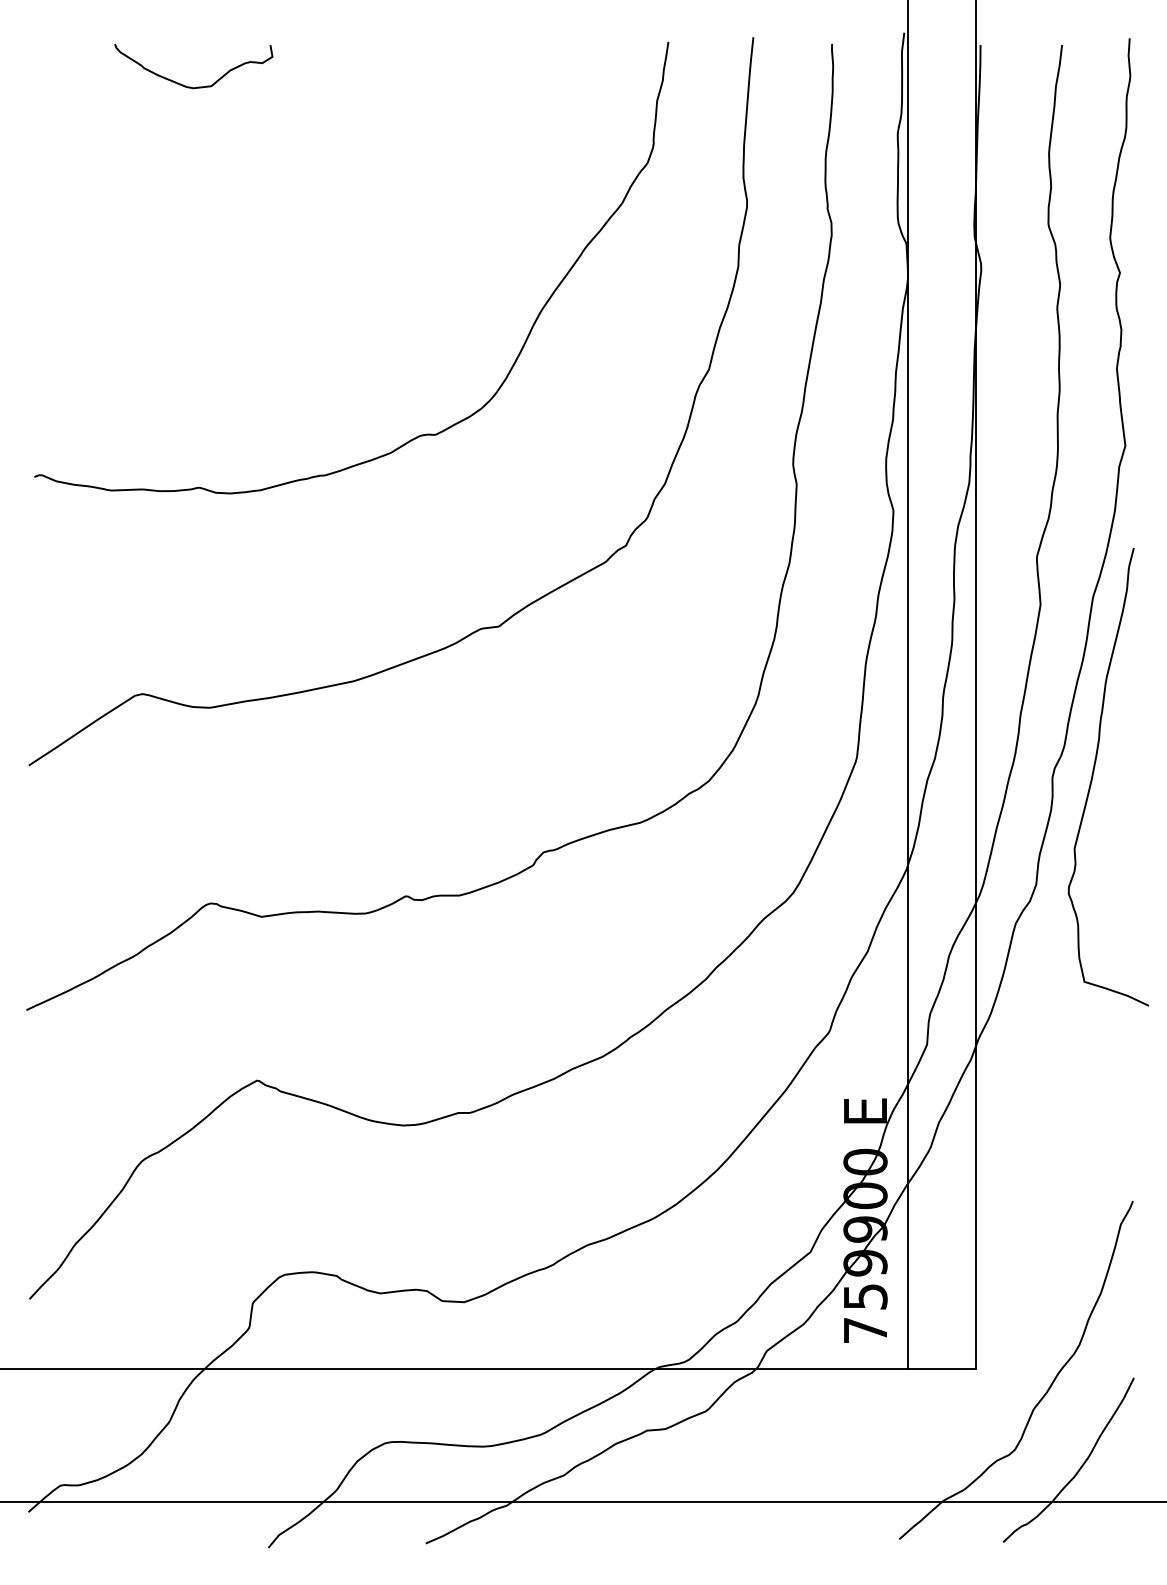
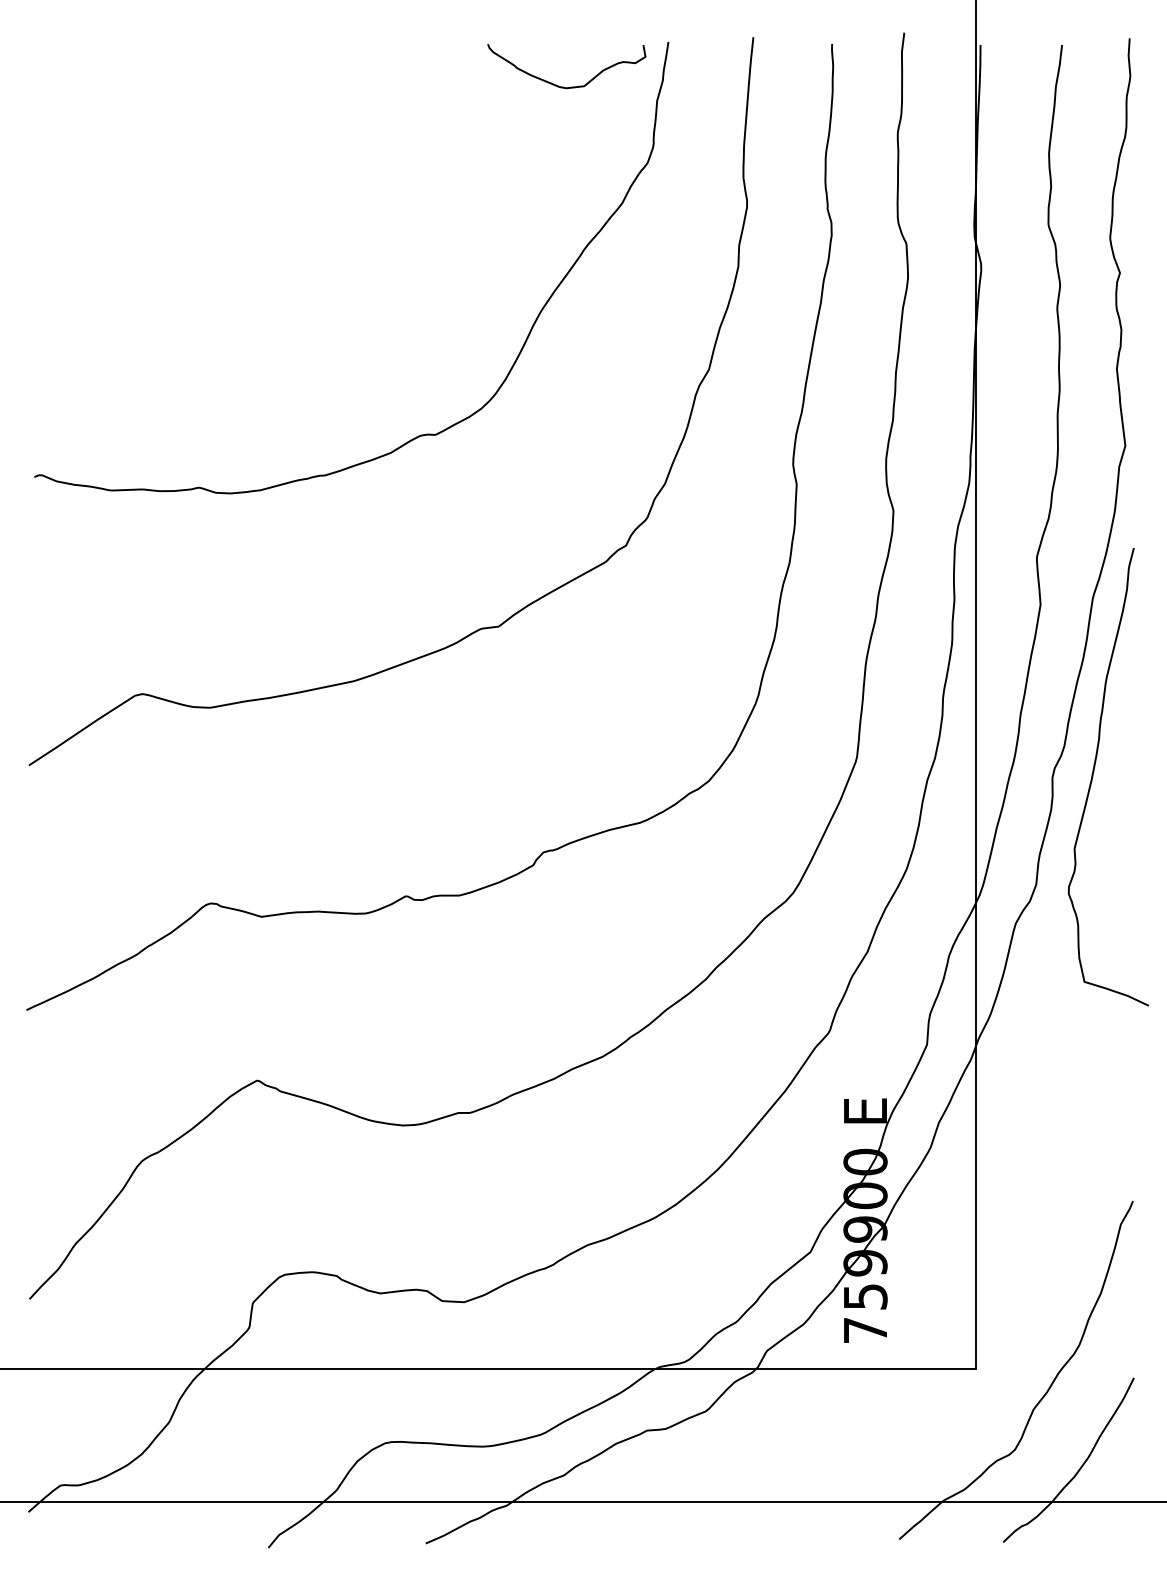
curve position: (190, 86) -> (563, 86) (563, 86)
line: present -> none (908, 685)
